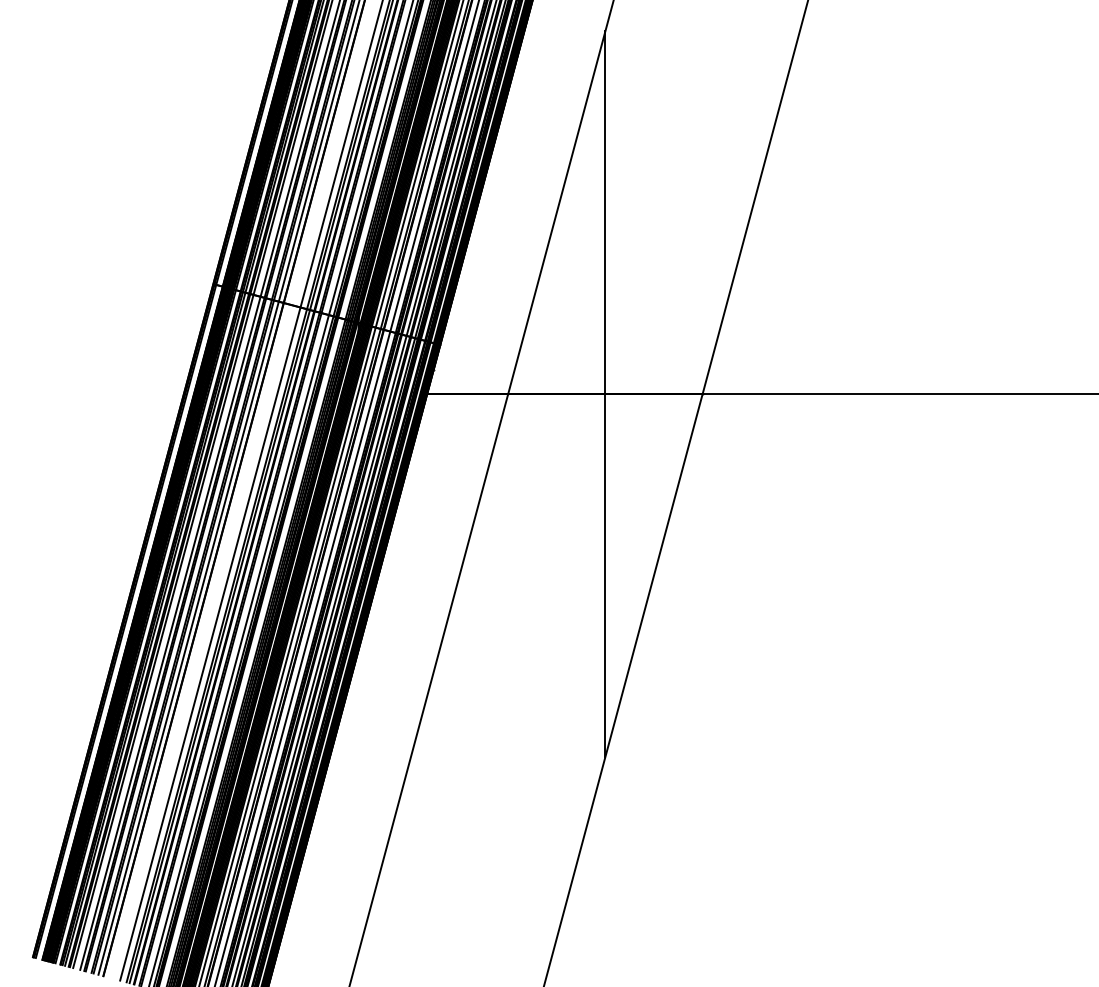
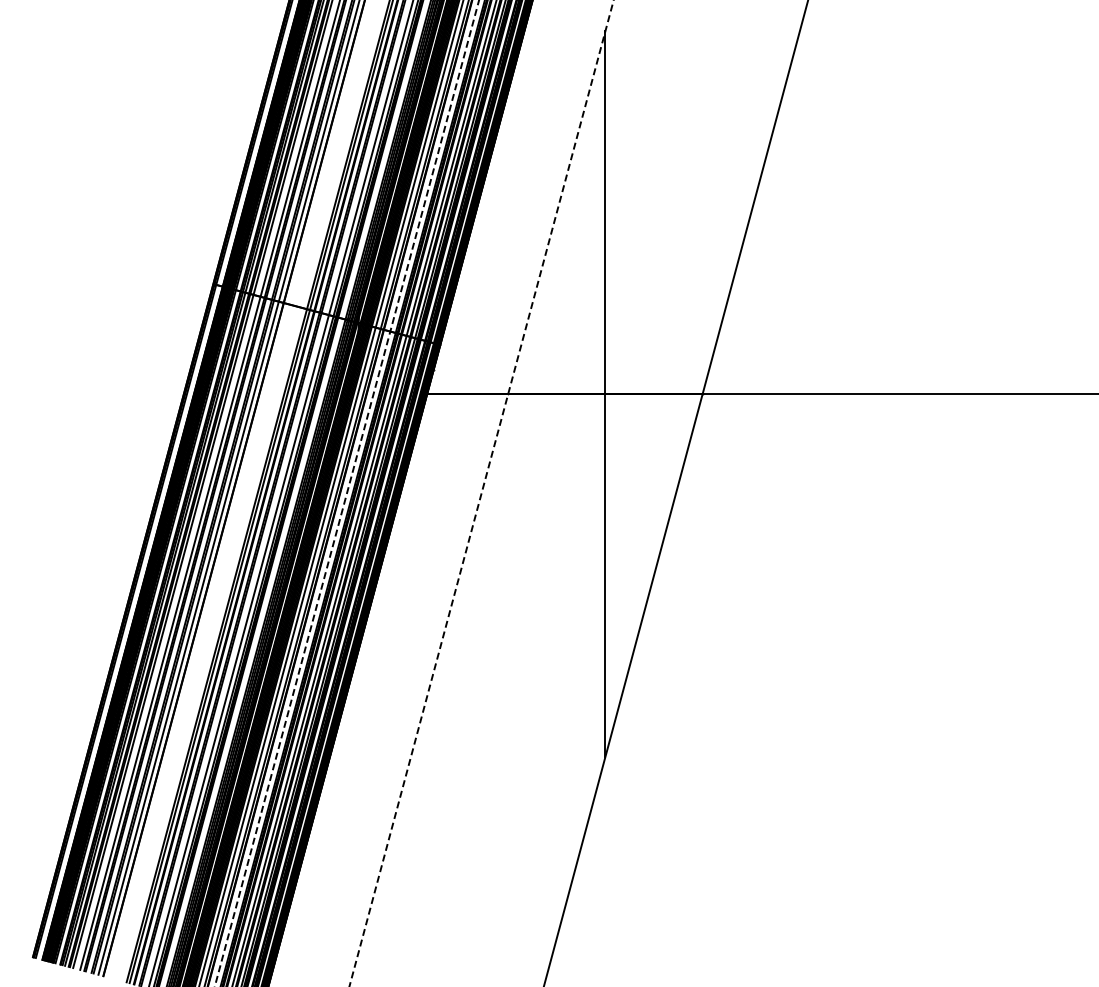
line: present -> none (251, 491)
line: solid -> dashed (346, 493)
line: solid -> dashed (481, 494)
